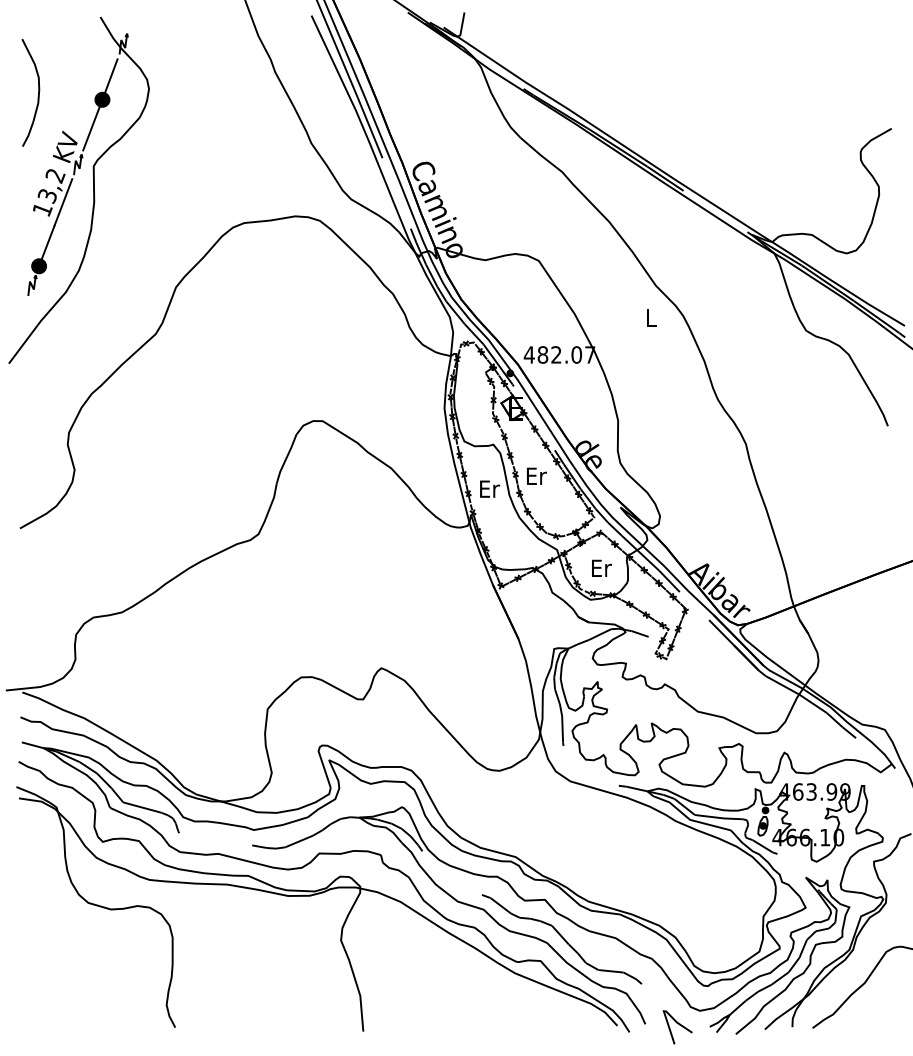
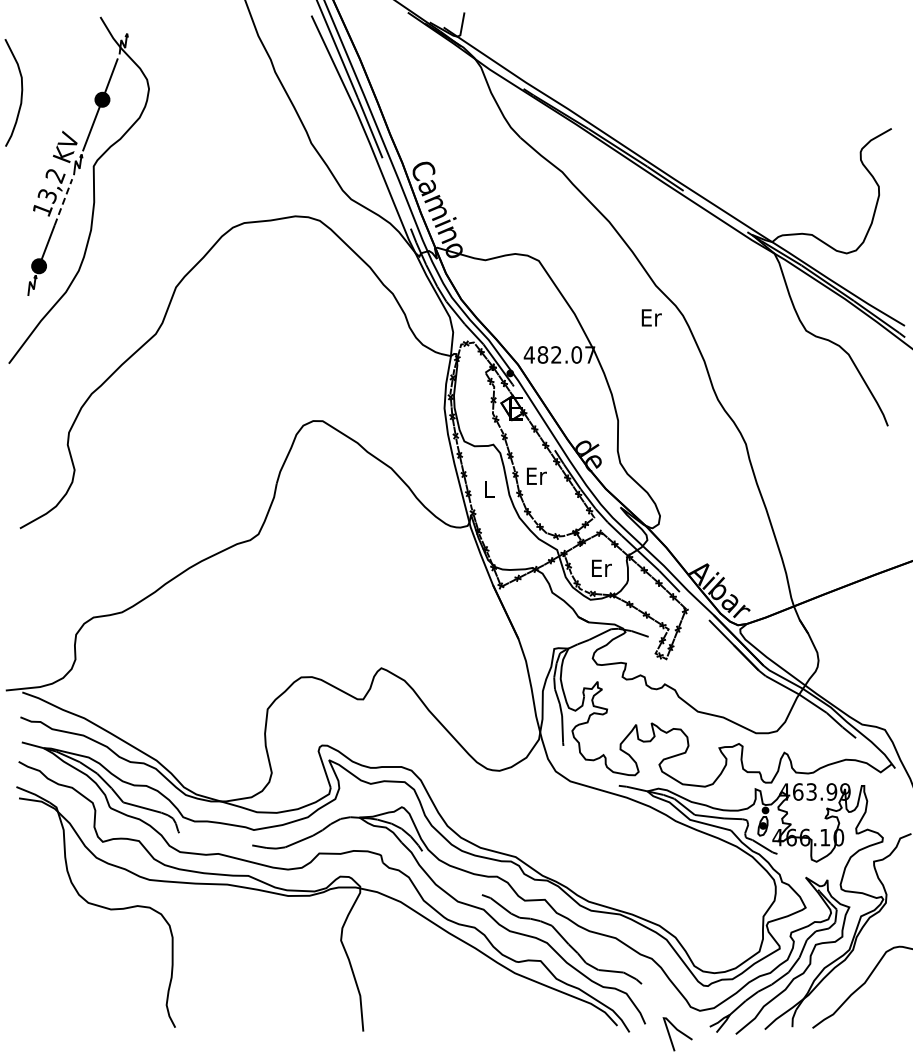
curve position: (38, 92) -> (21, 92) (21, 92)
line: solid -> dashed (63, 202)
text: L -> Er (651, 317)
text: Er -> L (490, 488)
line position: (679, 1025) -> (679, 1032) (679, 1032)
